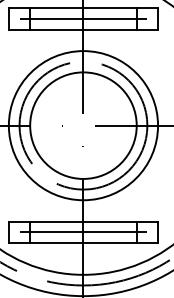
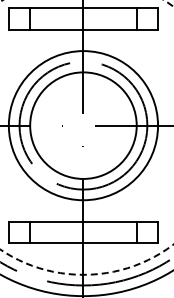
line: present -> none (83, 19)
circle: solid -> dashed (86, 137)
line: present -> none (83, 232)
